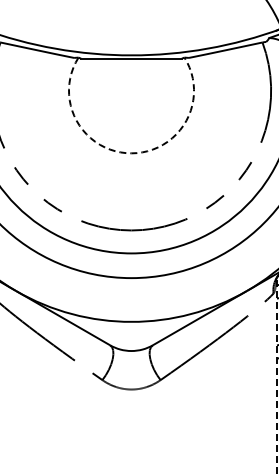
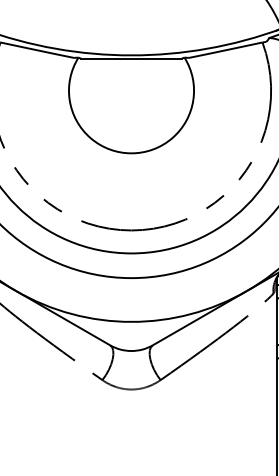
arc: dashed -> solid (131, 153)
line: dashed -> solid (277, 376)
